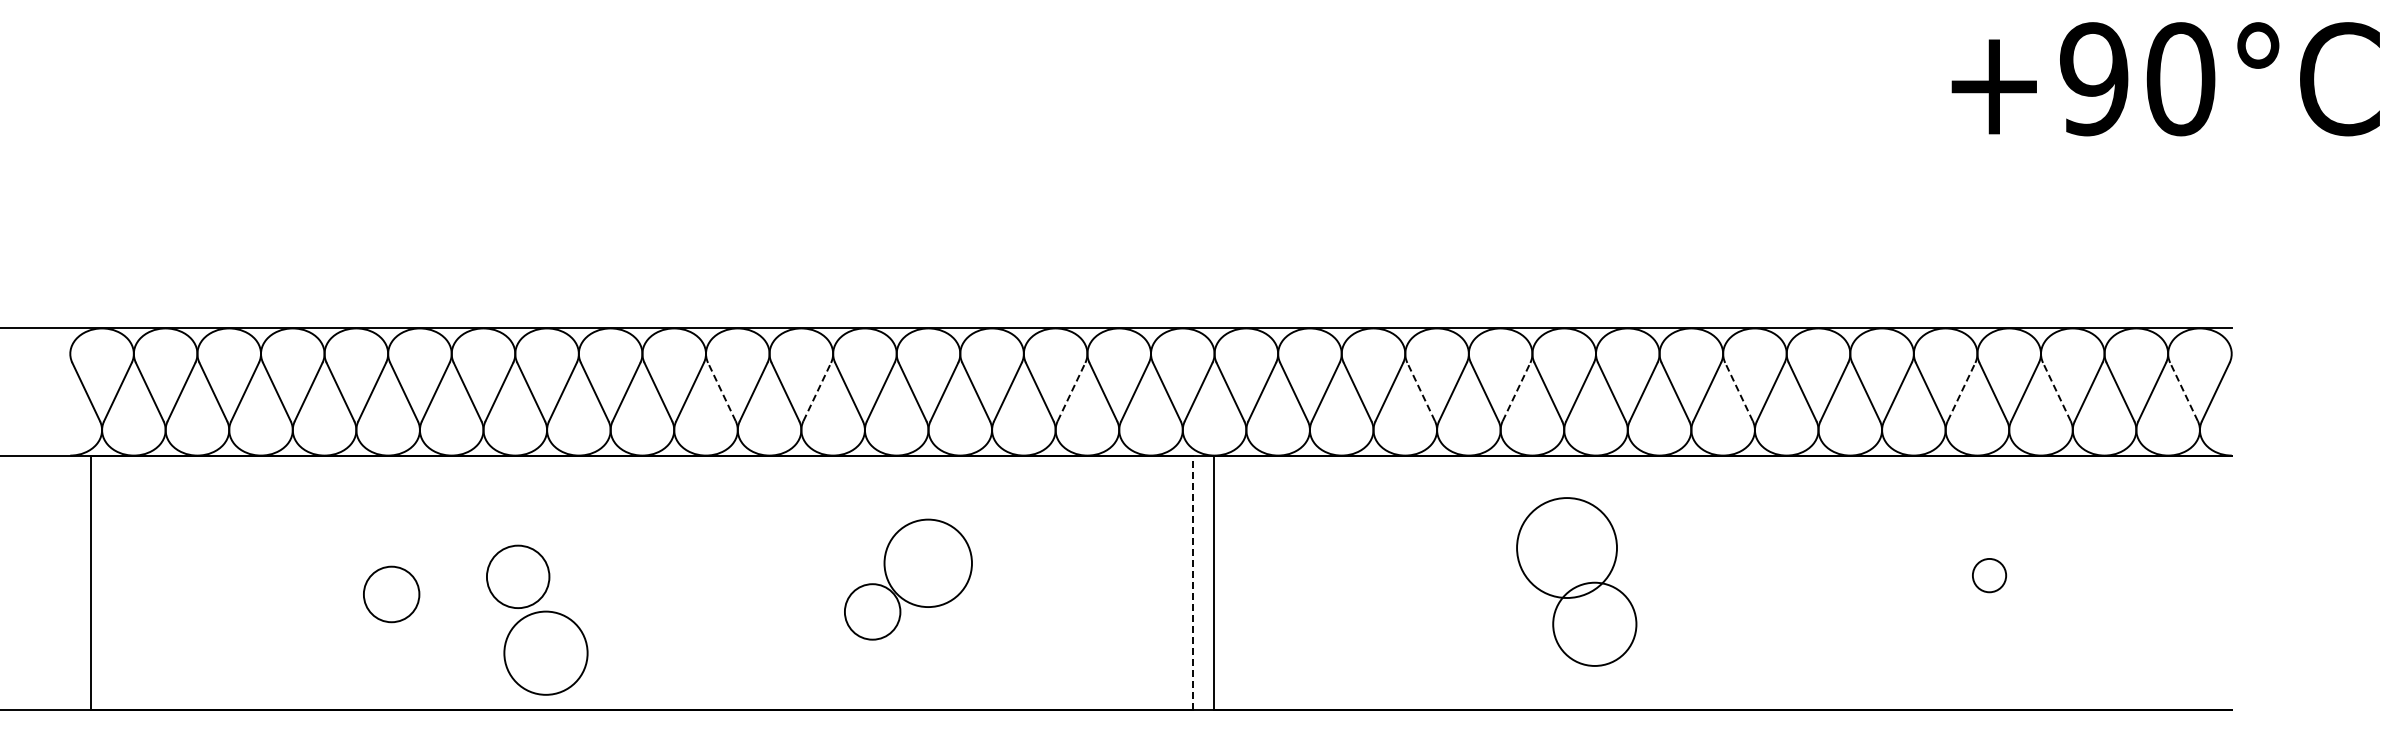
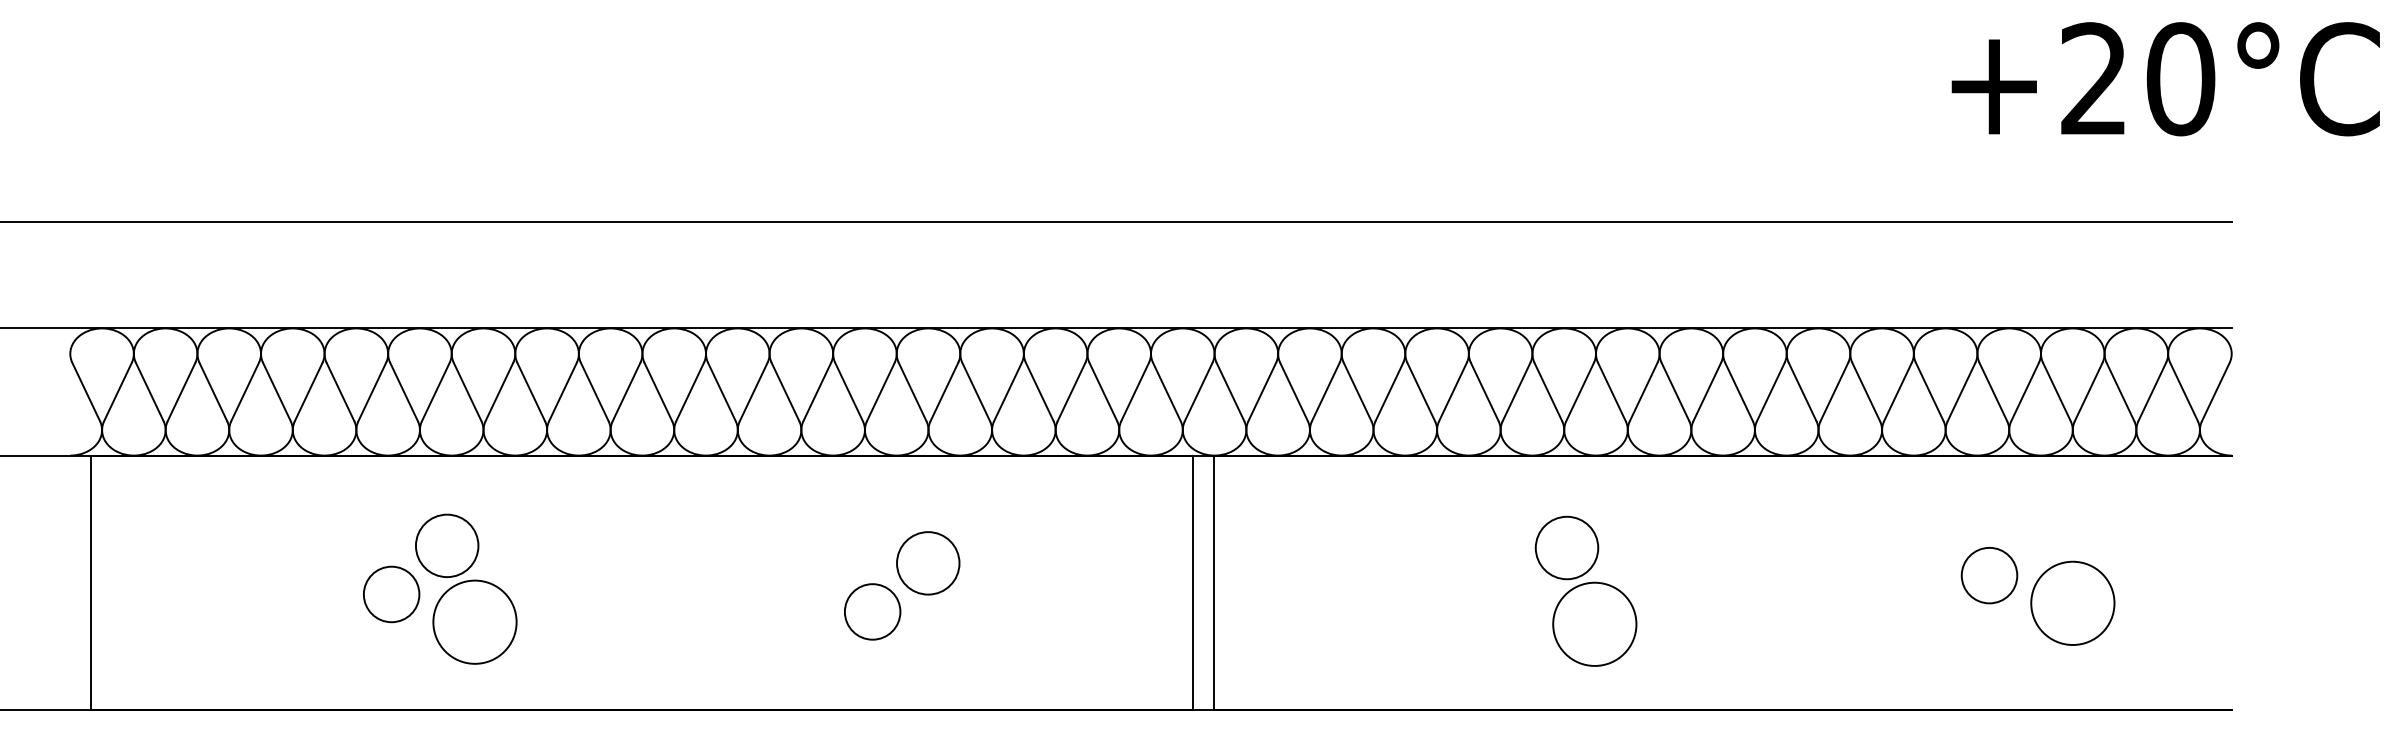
text: +90°C -> +20°C (2094, 79)
line: none -> present (1116, 222)
line: dashed -> solid (721, 391)
line: dashed -> solid (817, 391)
line: dashed -> solid (1071, 391)
line: dashed -> solid (1420, 391)
line: dashed -> solid (1516, 391)
line: dashed -> solid (1738, 391)
line: dashed -> solid (1961, 391)
line: dashed -> solid (2056, 391)
line: dashed -> solid (2183, 391)
circle diameter: 100 px -> 62 px (1566, 547)
circle diameter: 87 px -> 62 px (928, 563)
circle diameter: 33 px -> 56 px (1989, 575)
line: dashed -> solid (1192, 582)
circle: none -> present (2072, 602)
part position: (537, 619) -> (466, 588) (466, 588)
